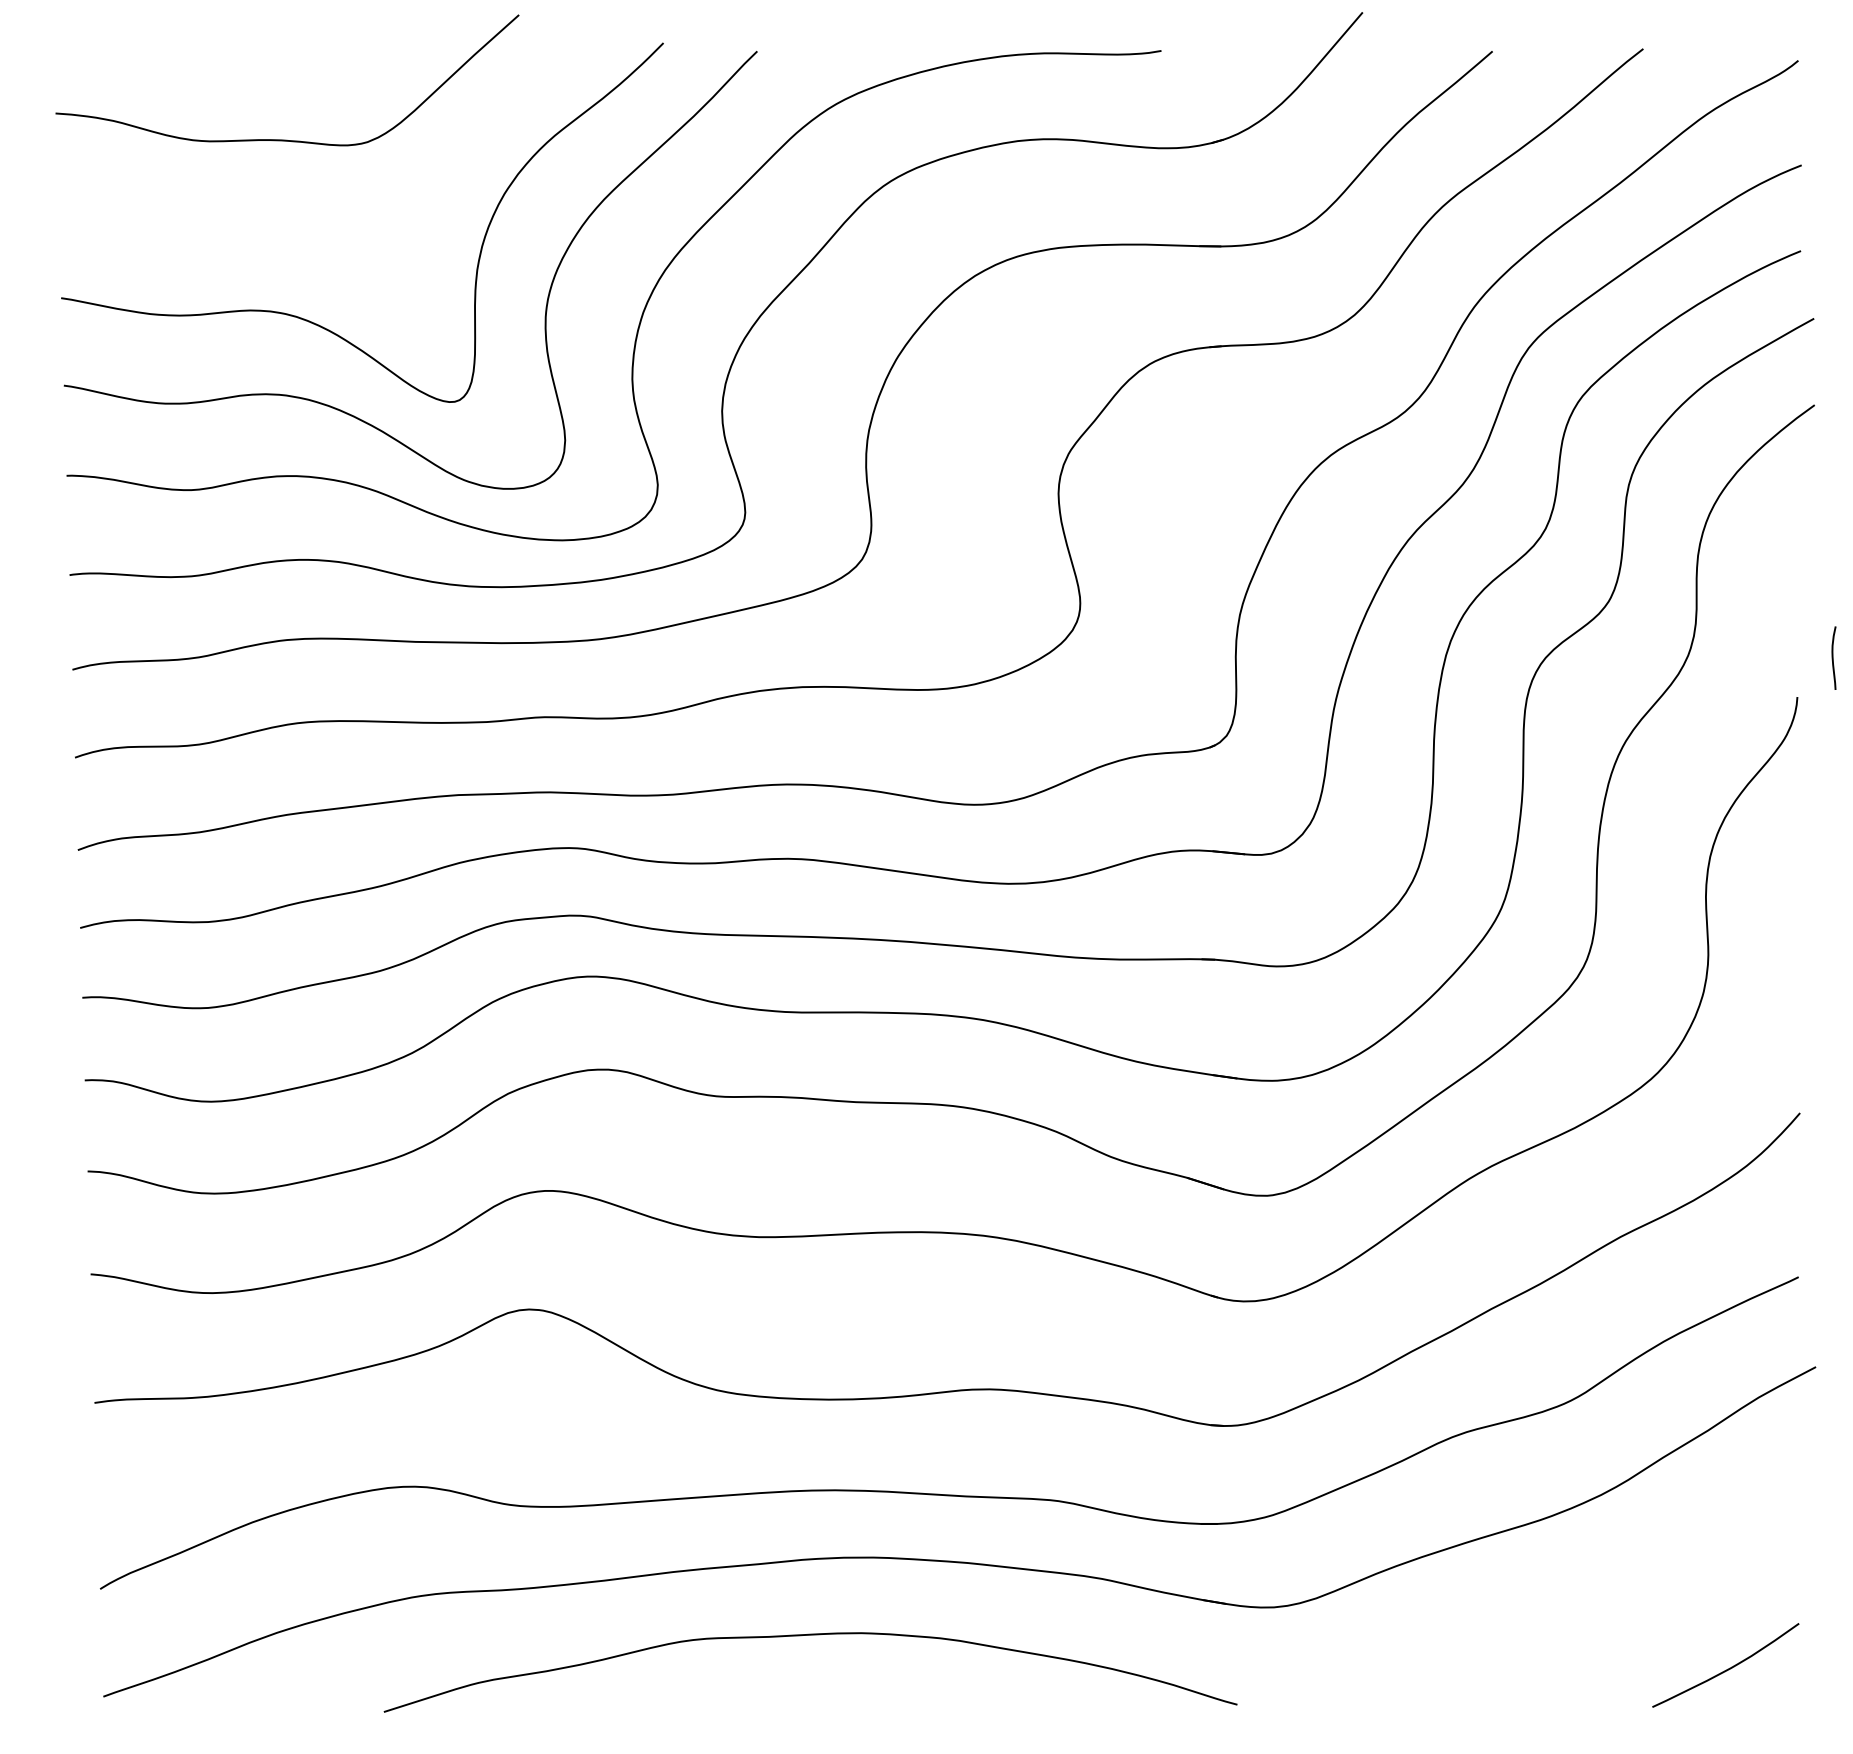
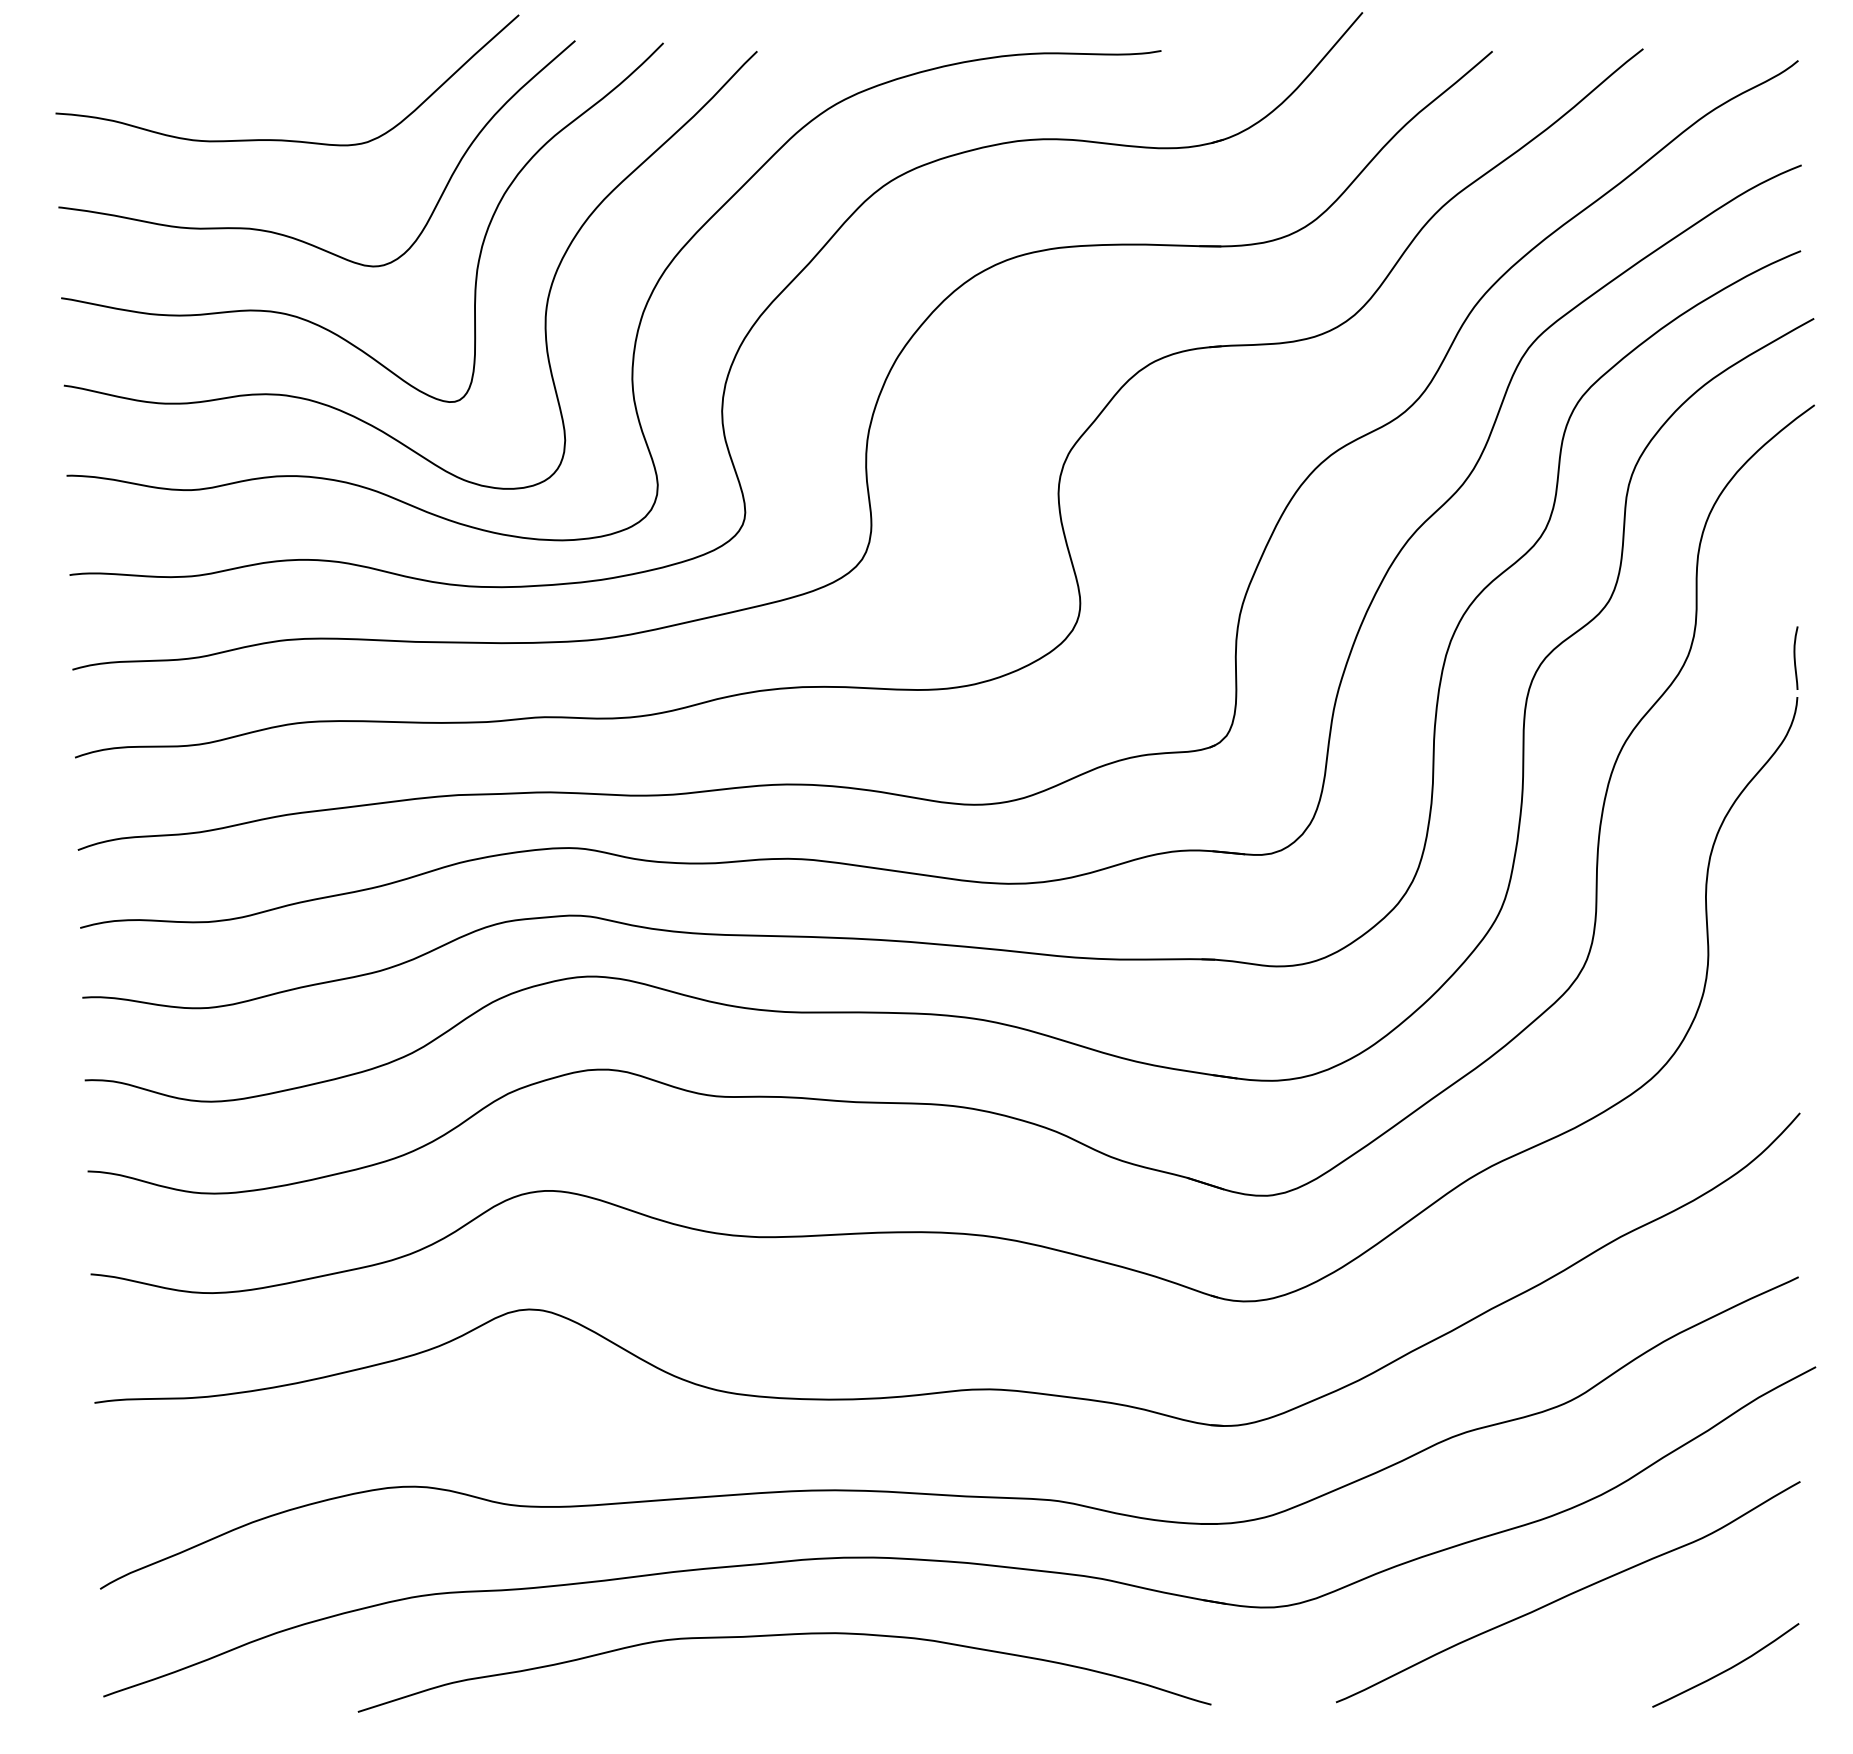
curve: none -> present (288, 235)
curve position: (1833, 657) -> (1795, 657) (1795, 657)
curve: none -> present (1567, 1594)
curve position: (810, 1635) -> (784, 1635) (784, 1635)
